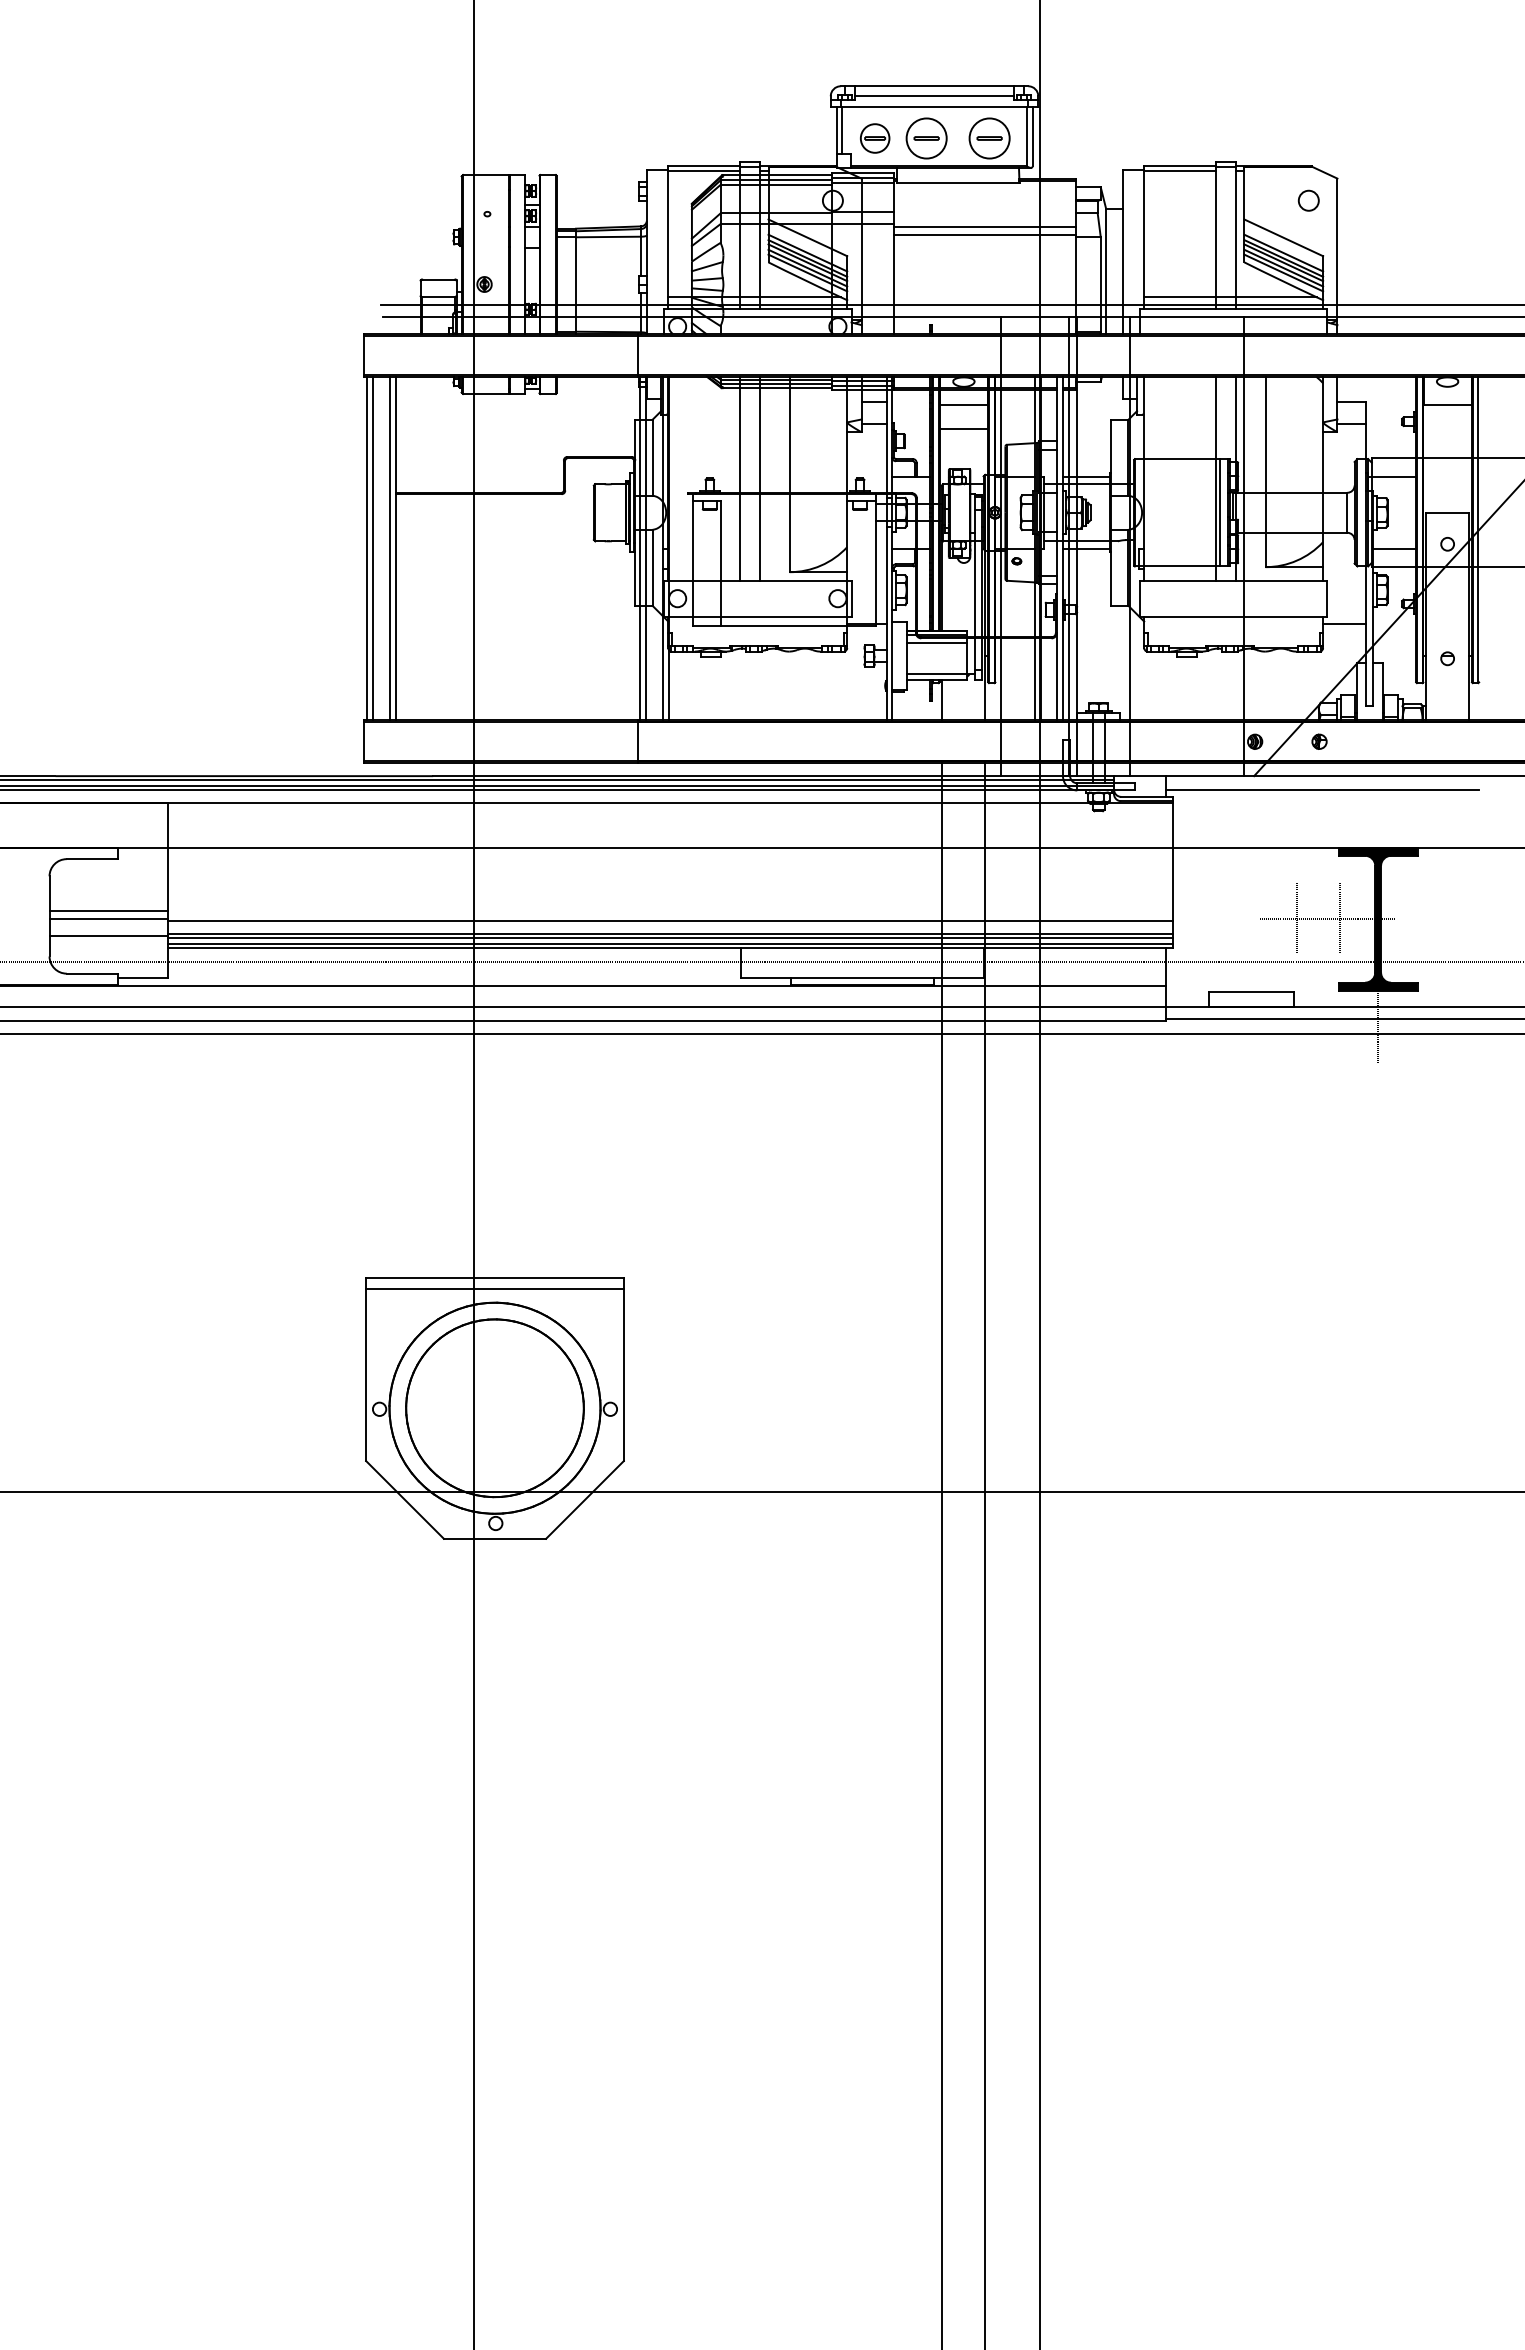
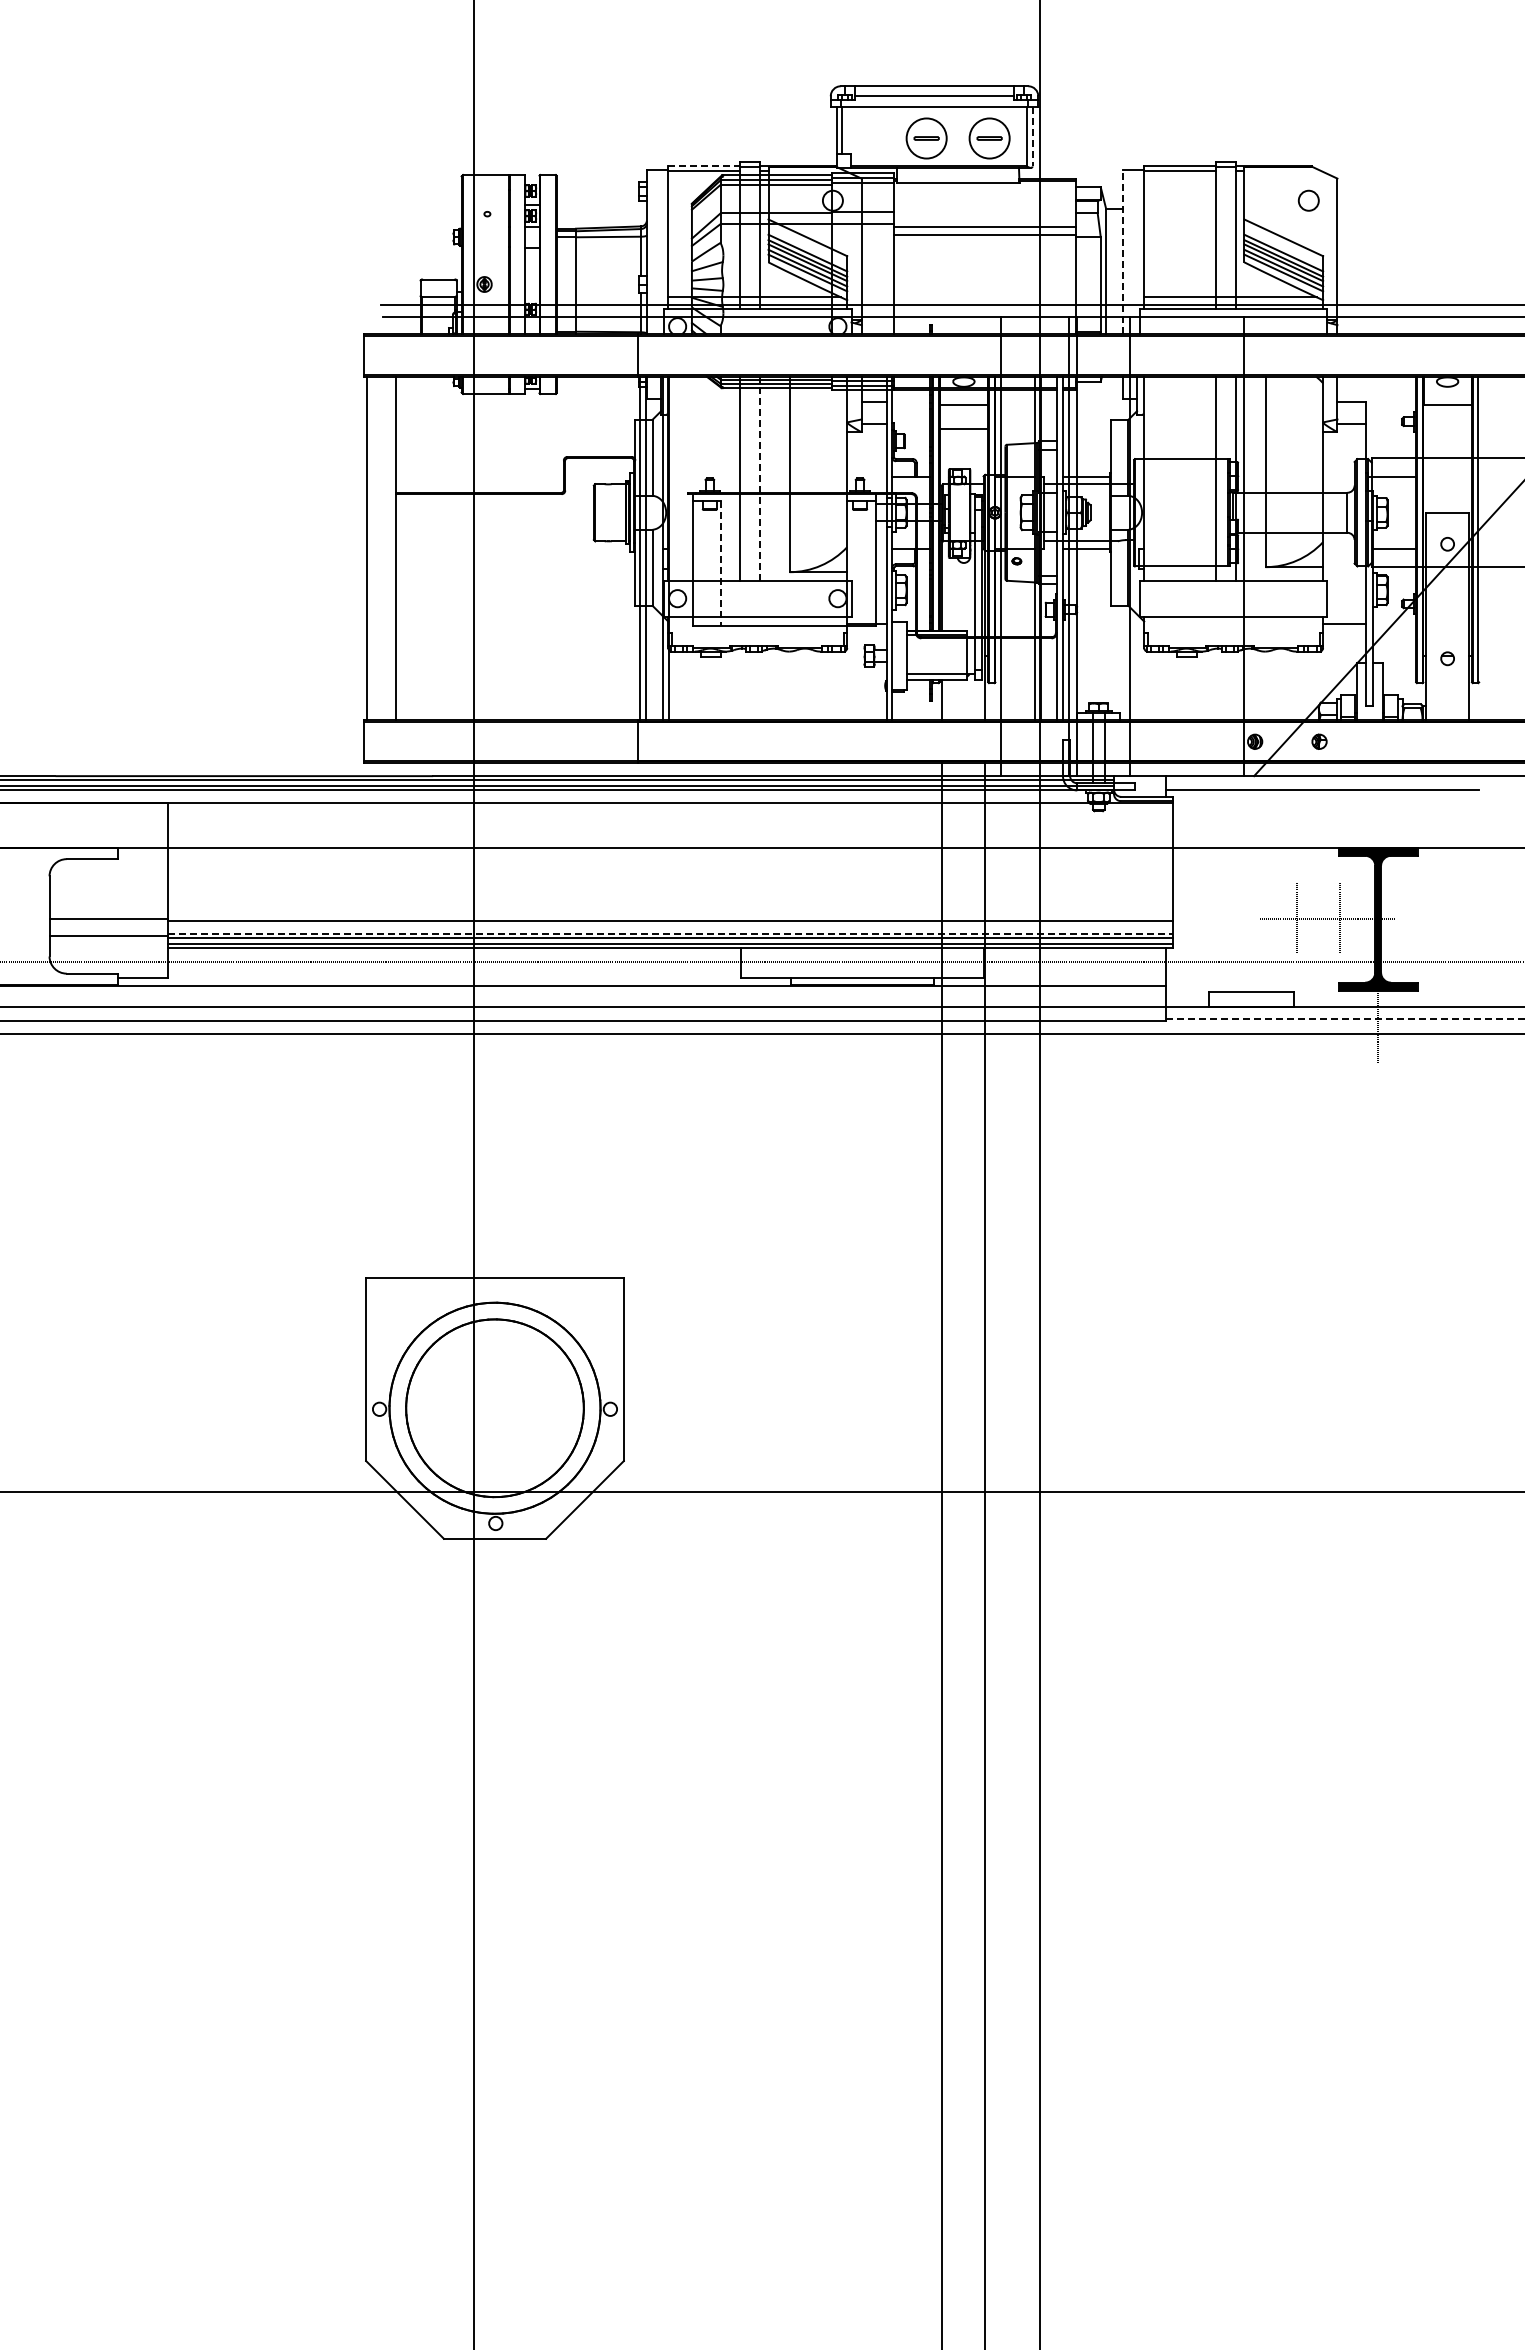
line: solid -> dashed (1032, 136)
part: present -> none (875, 138)
line: solid -> dashed (704, 166)
line: solid -> dashed (1122, 251)
line: solid -> dashed (759, 478)
line: present -> none (1220, 512)
line: present -> none (372, 548)
line: present -> none (389, 548)
line: solid -> dashed (721, 564)
line: present -> none (936, 643)
line: present -> none (108, 910)
line: solid -> dashed (670, 933)
line: solid -> dashed (1344, 1019)
line: present -> none (494, 1288)
